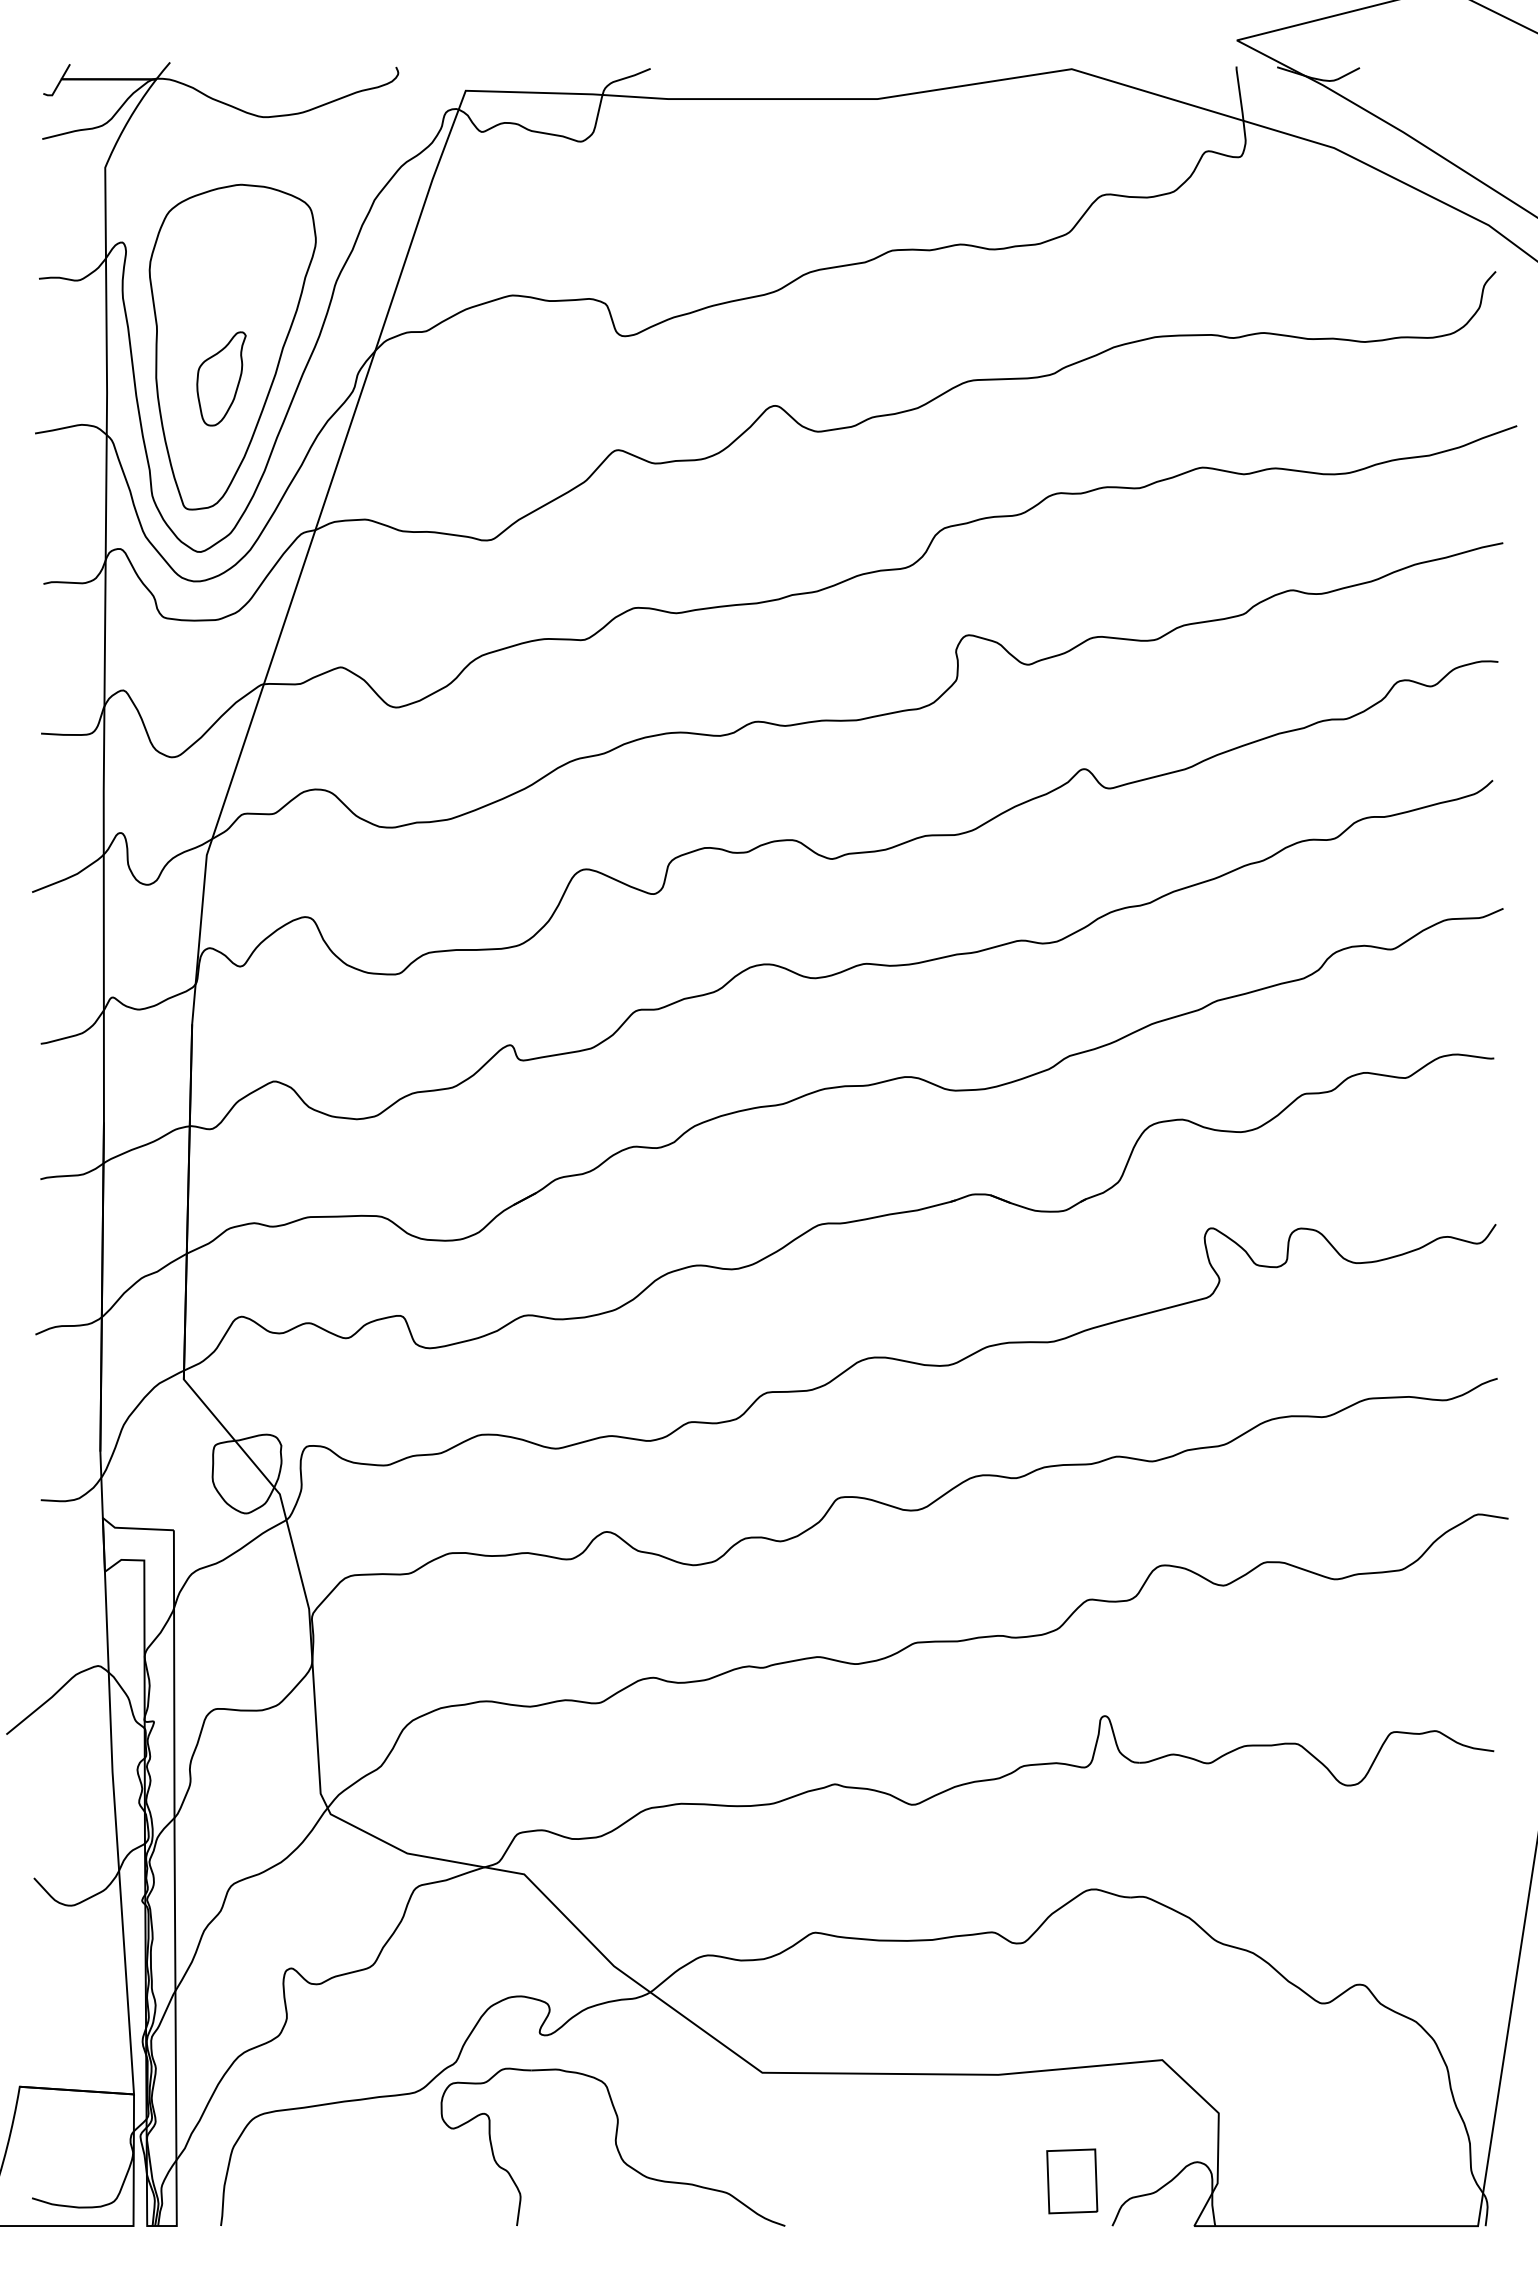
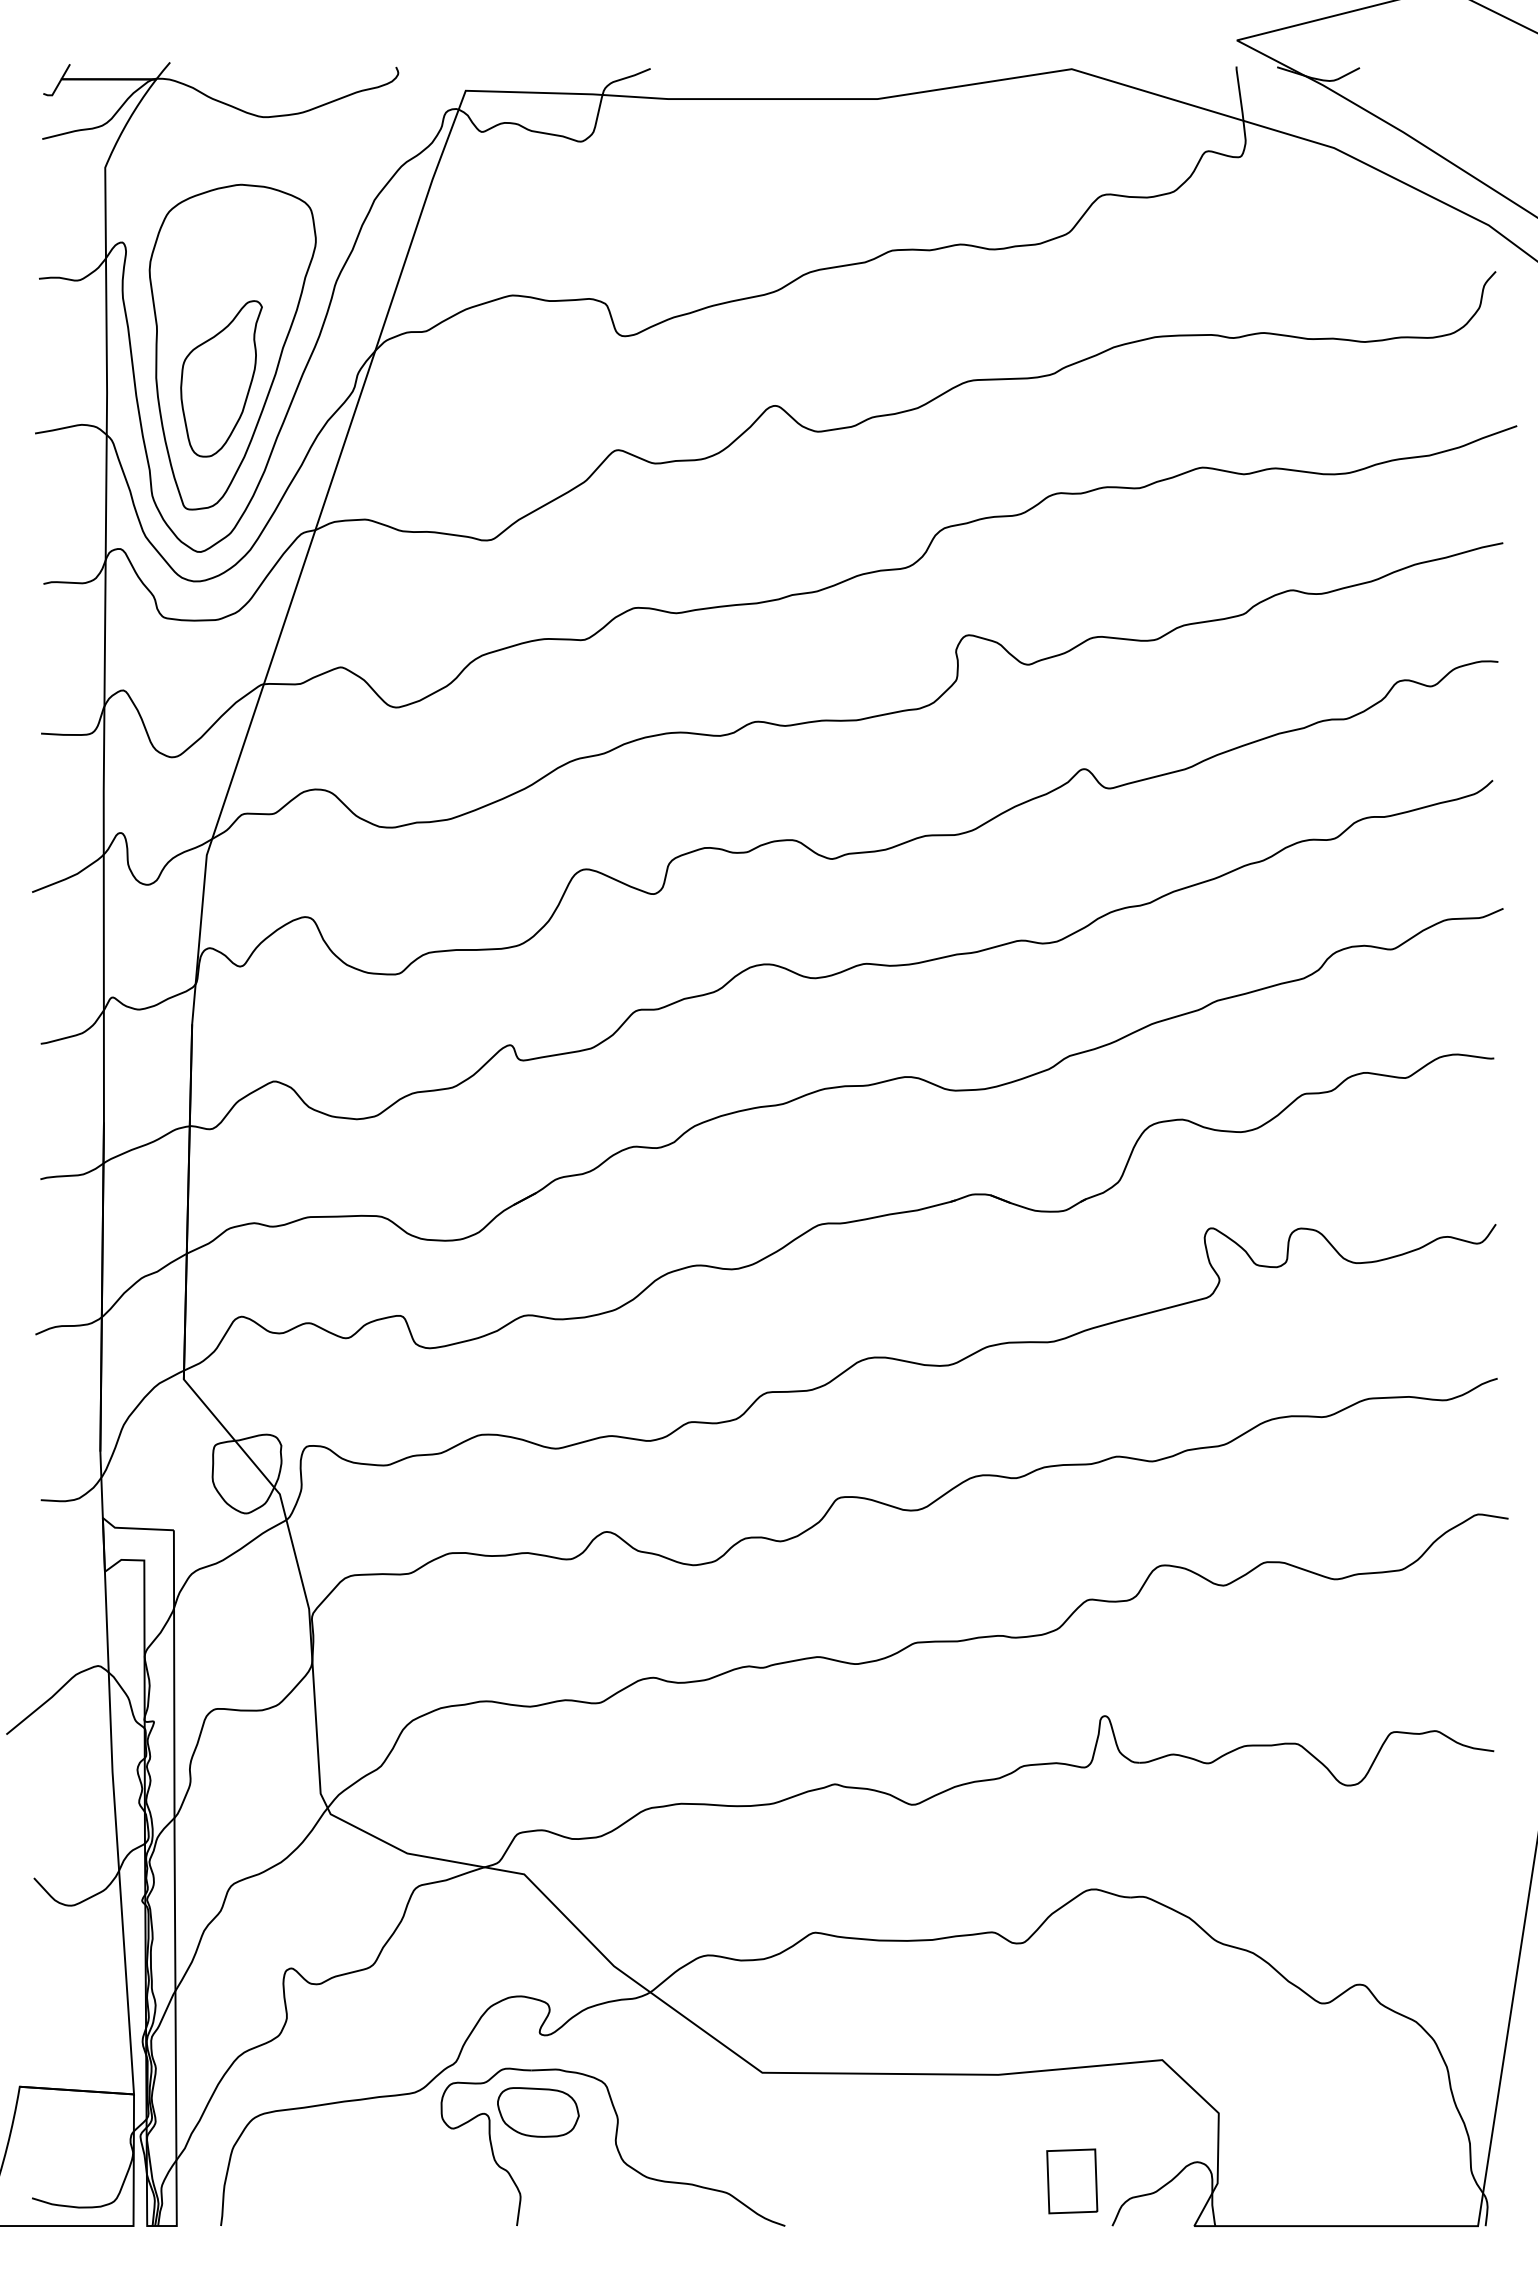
part size: 51x96 px -> 83x158 px (221, 378)
part: none -> present (538, 2112)
